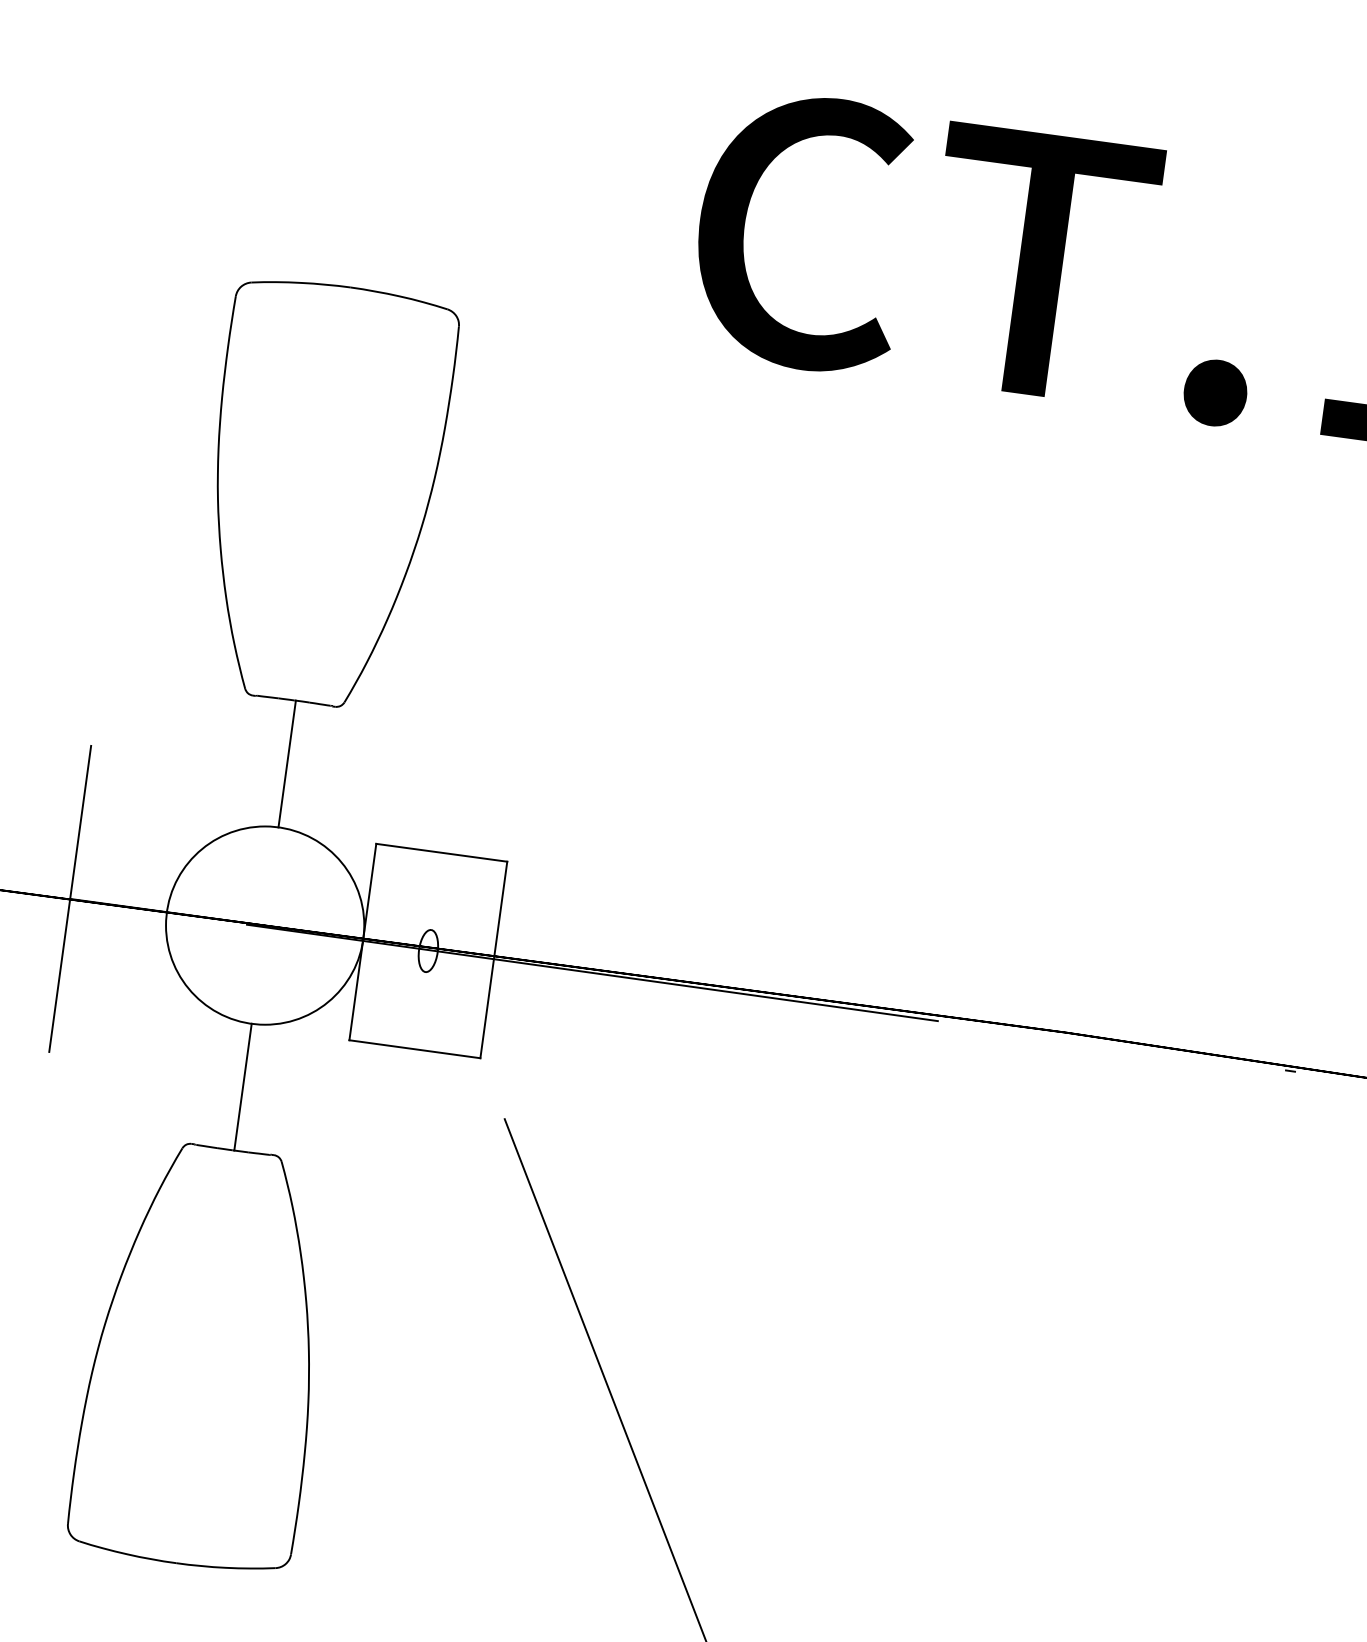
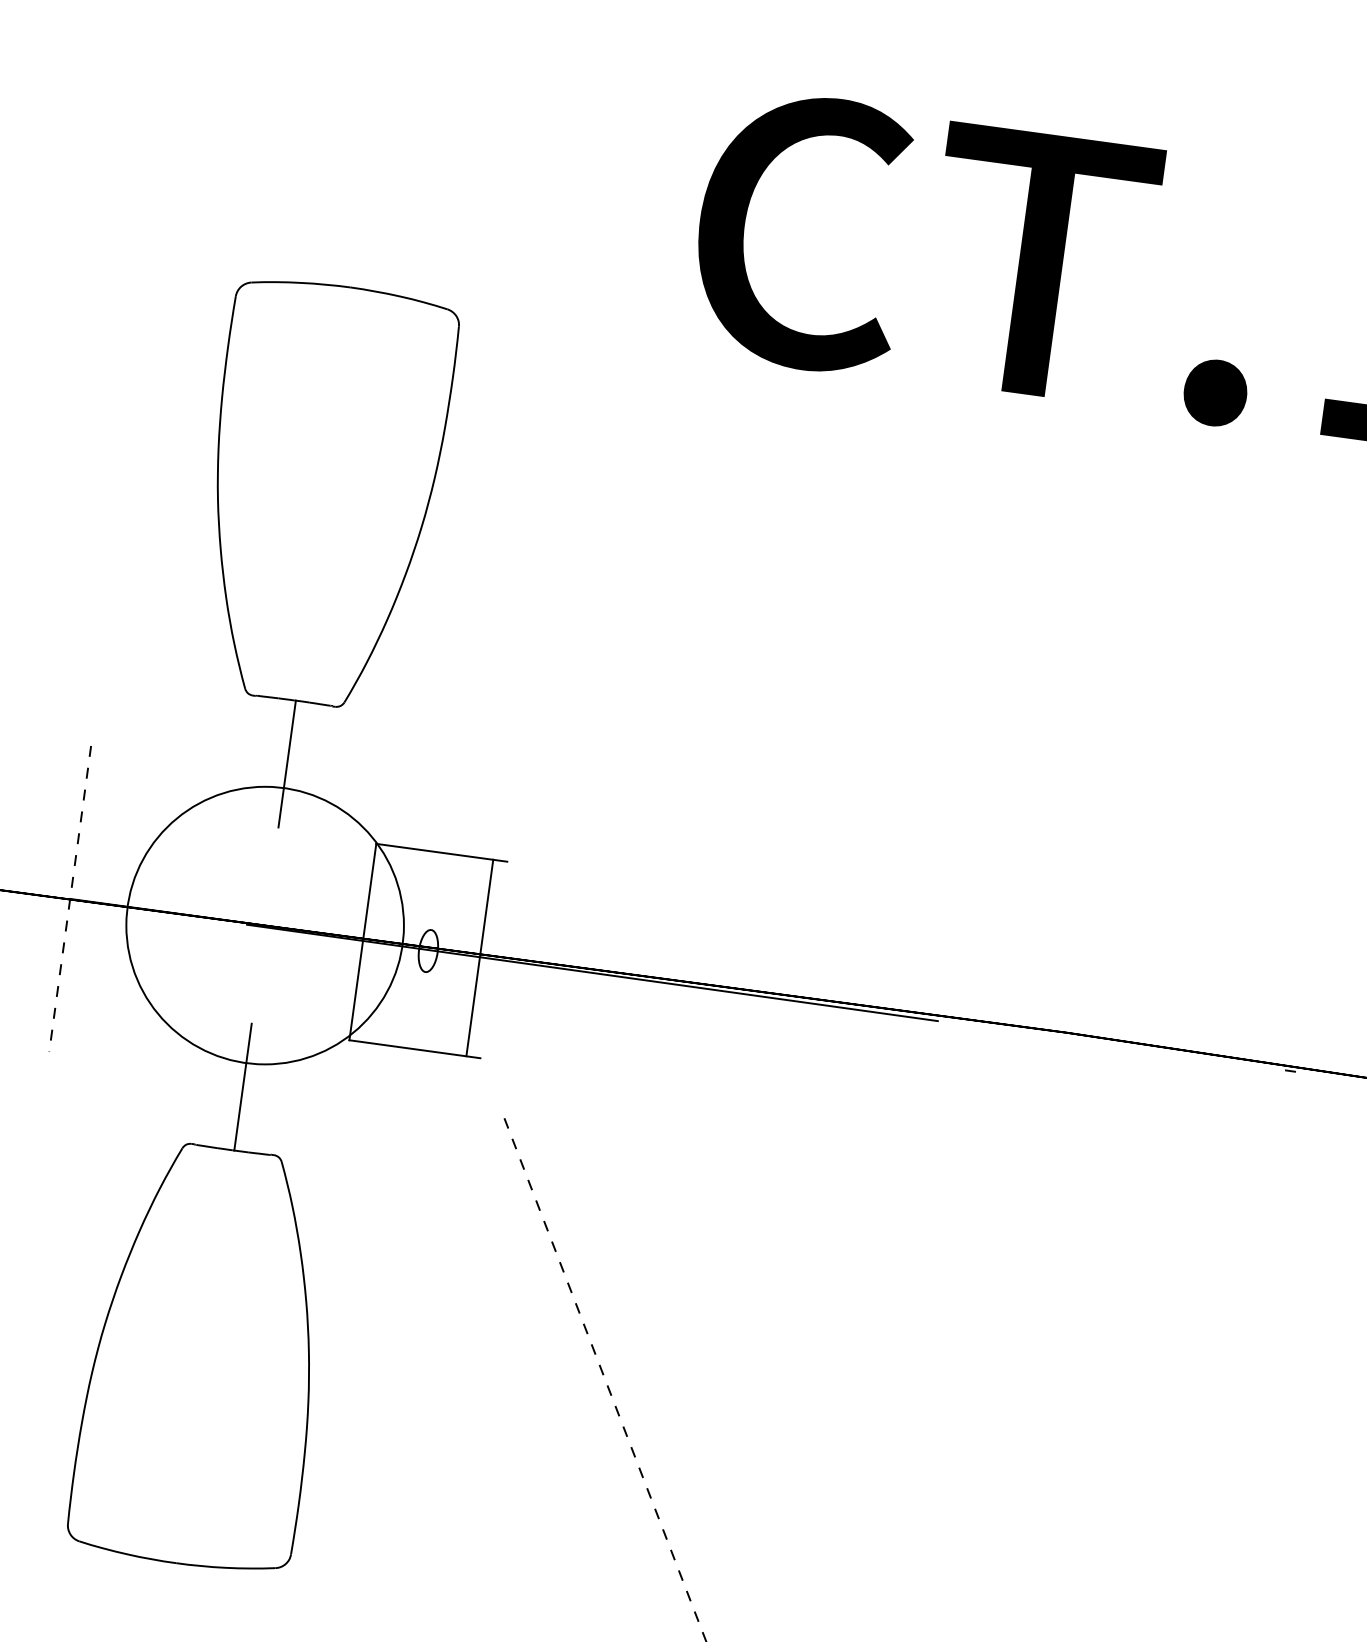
line: solid -> dashed (70, 899)
circle diameter: 198 px -> 278 px (264, 925)
line position: (493, 959) -> (479, 957) (479, 957)
line: solid -> dashed (605, 1380)
